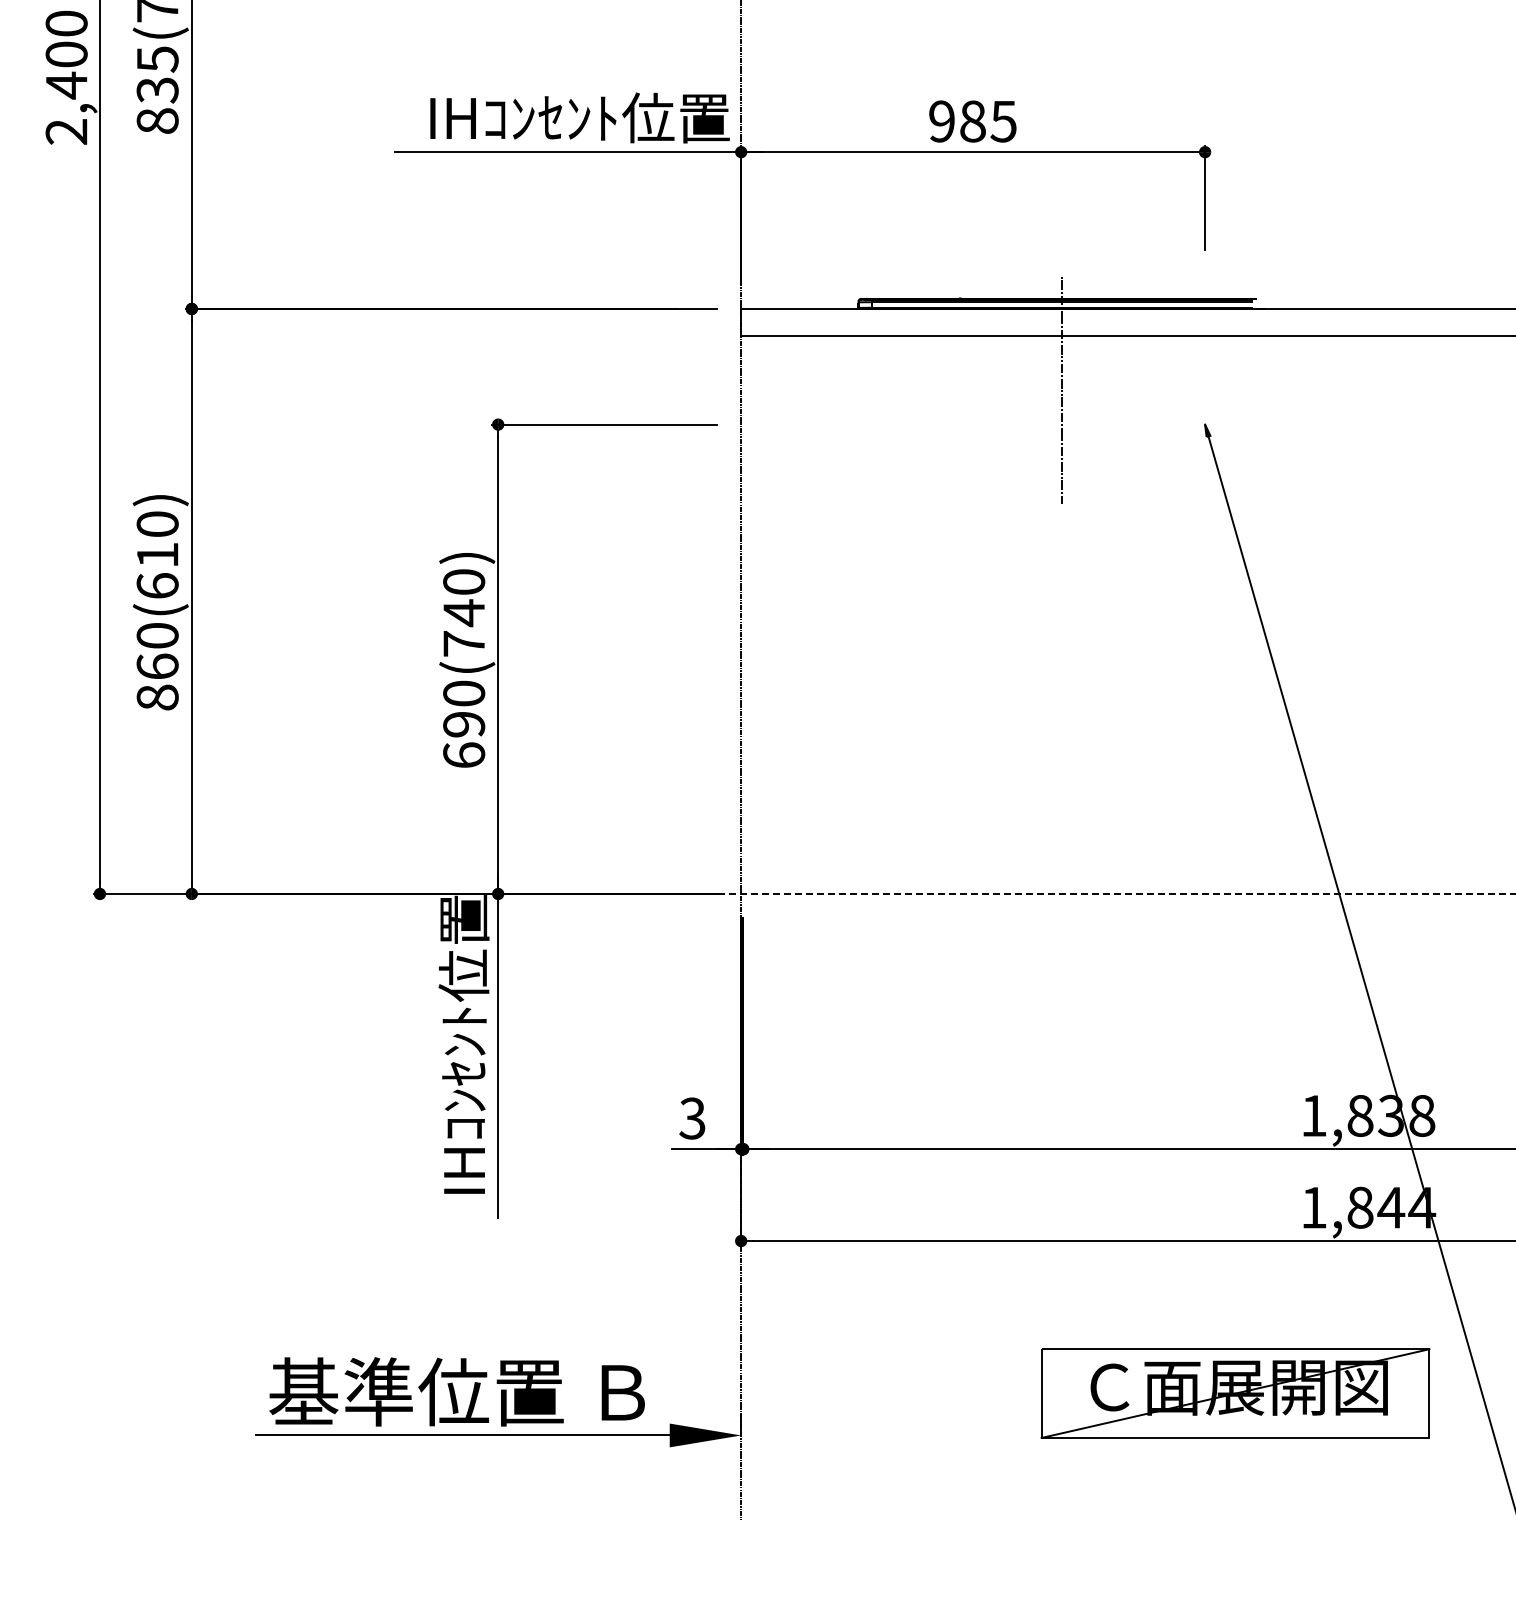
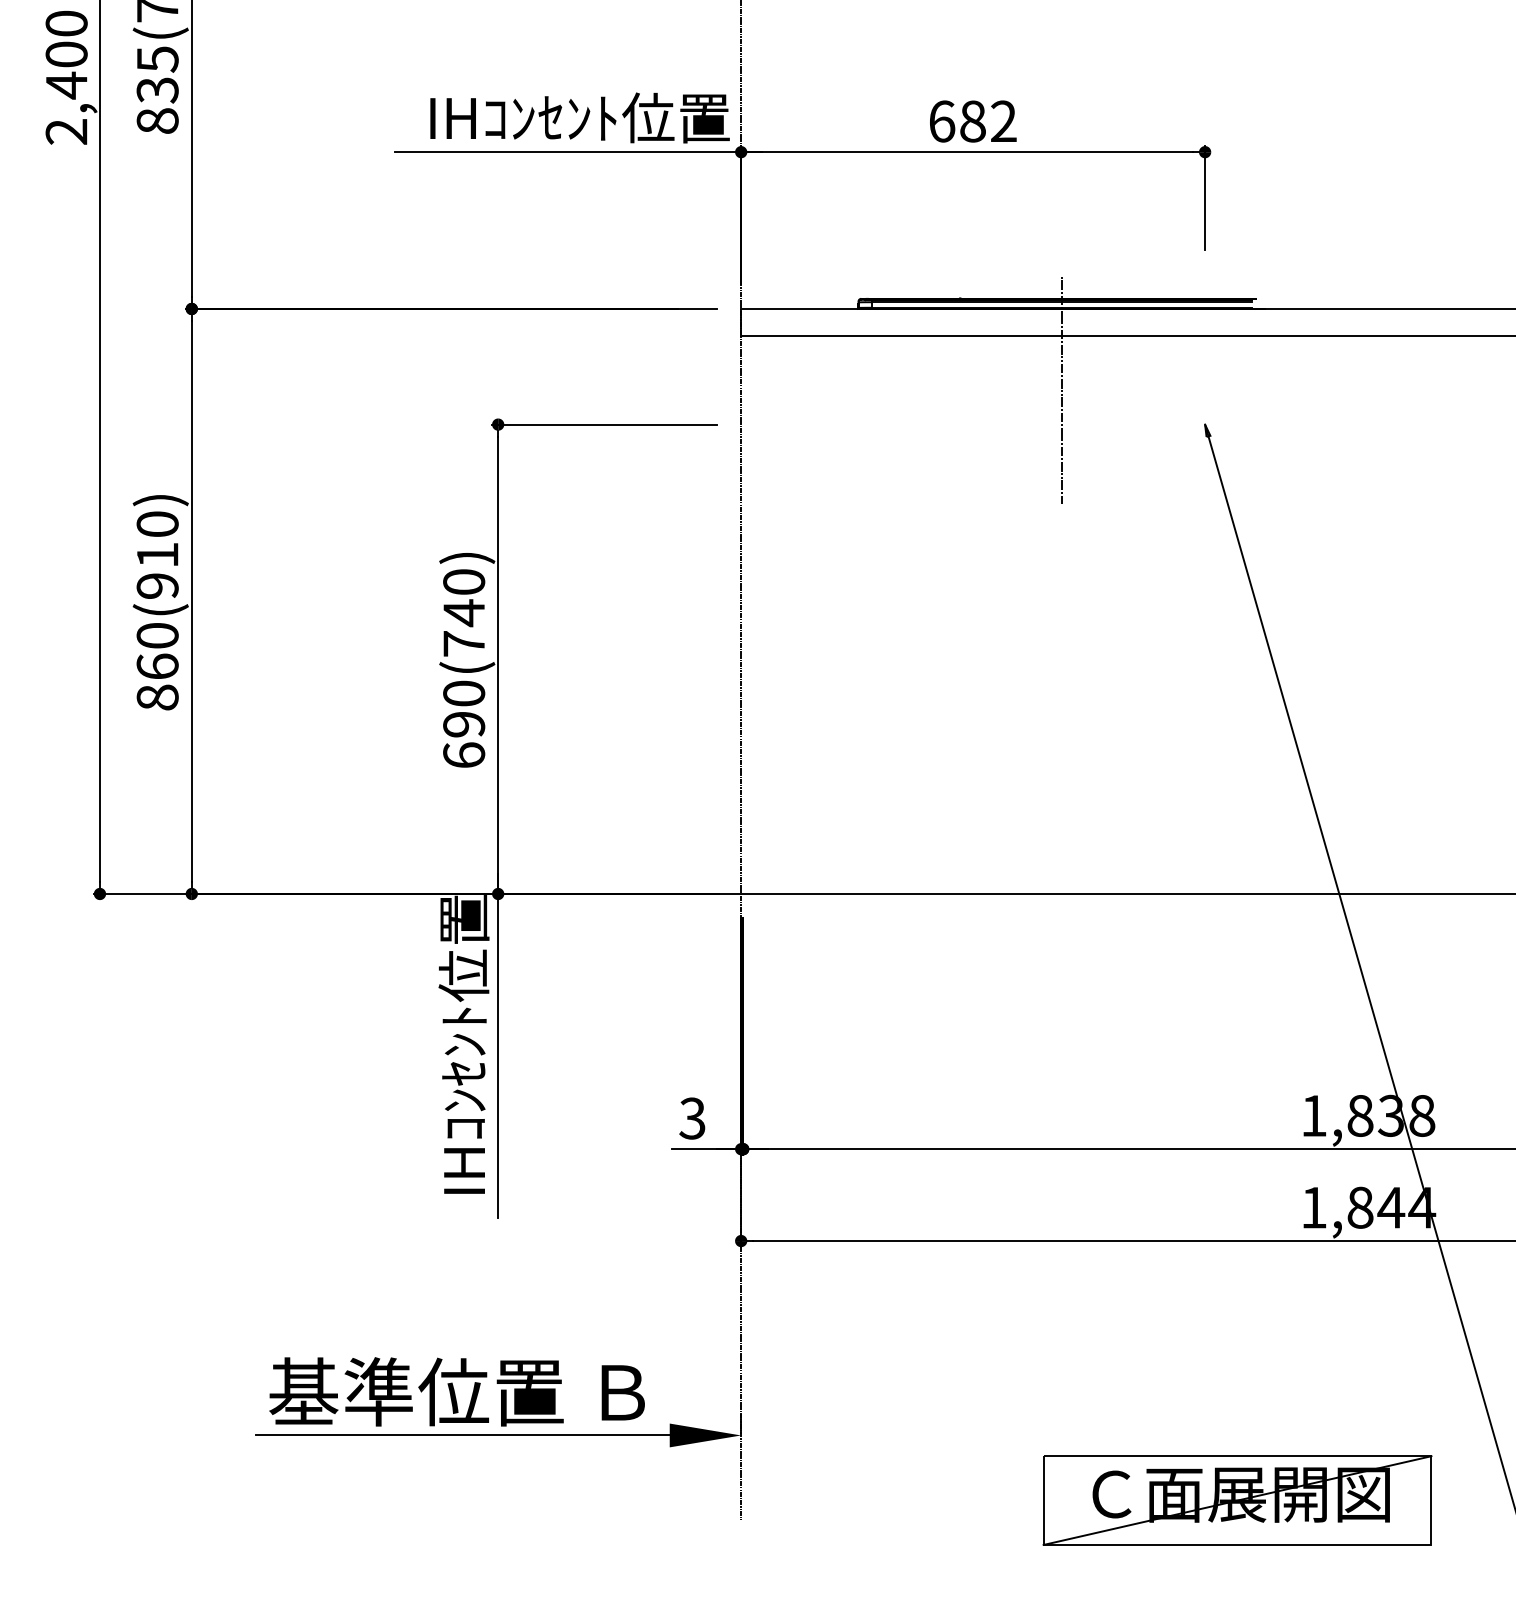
text: 985 -> 682 (972, 121)
text: 860(610) -> 860(910) (157, 585)
line: dashed -> solid (1061, 893)
part position: (1235, 1393) -> (1237, 1500) (1237, 1500)
